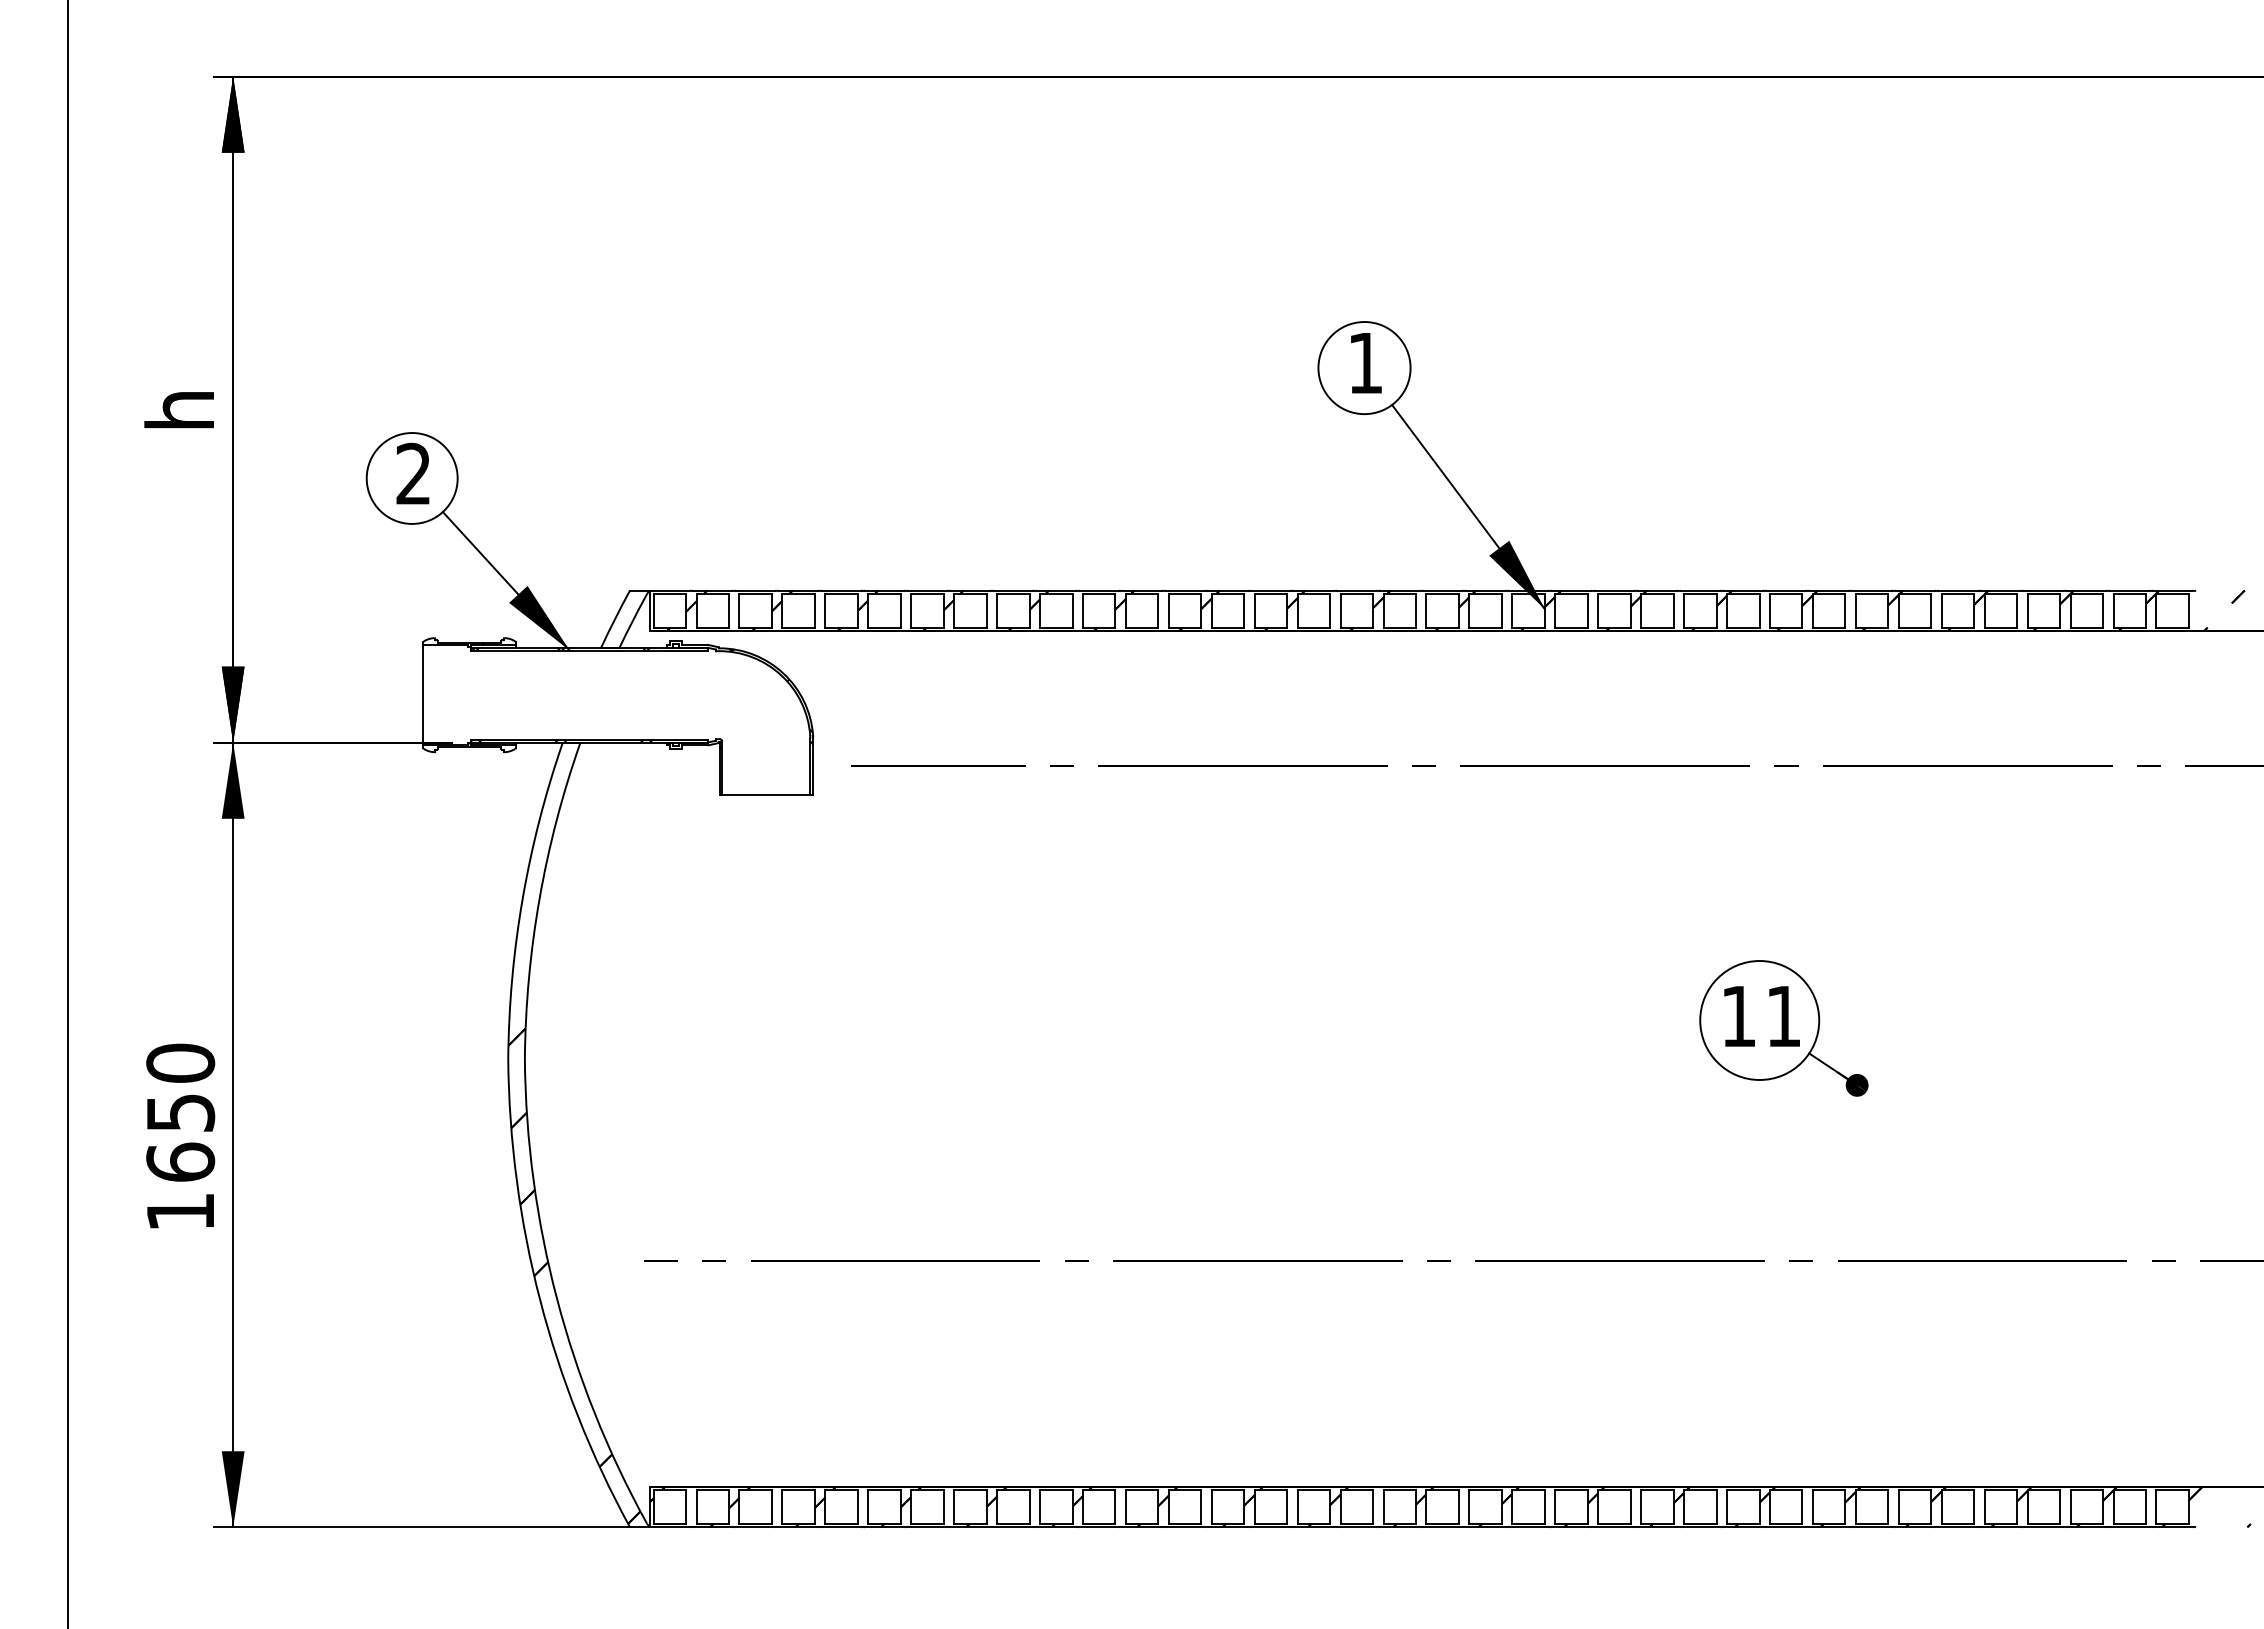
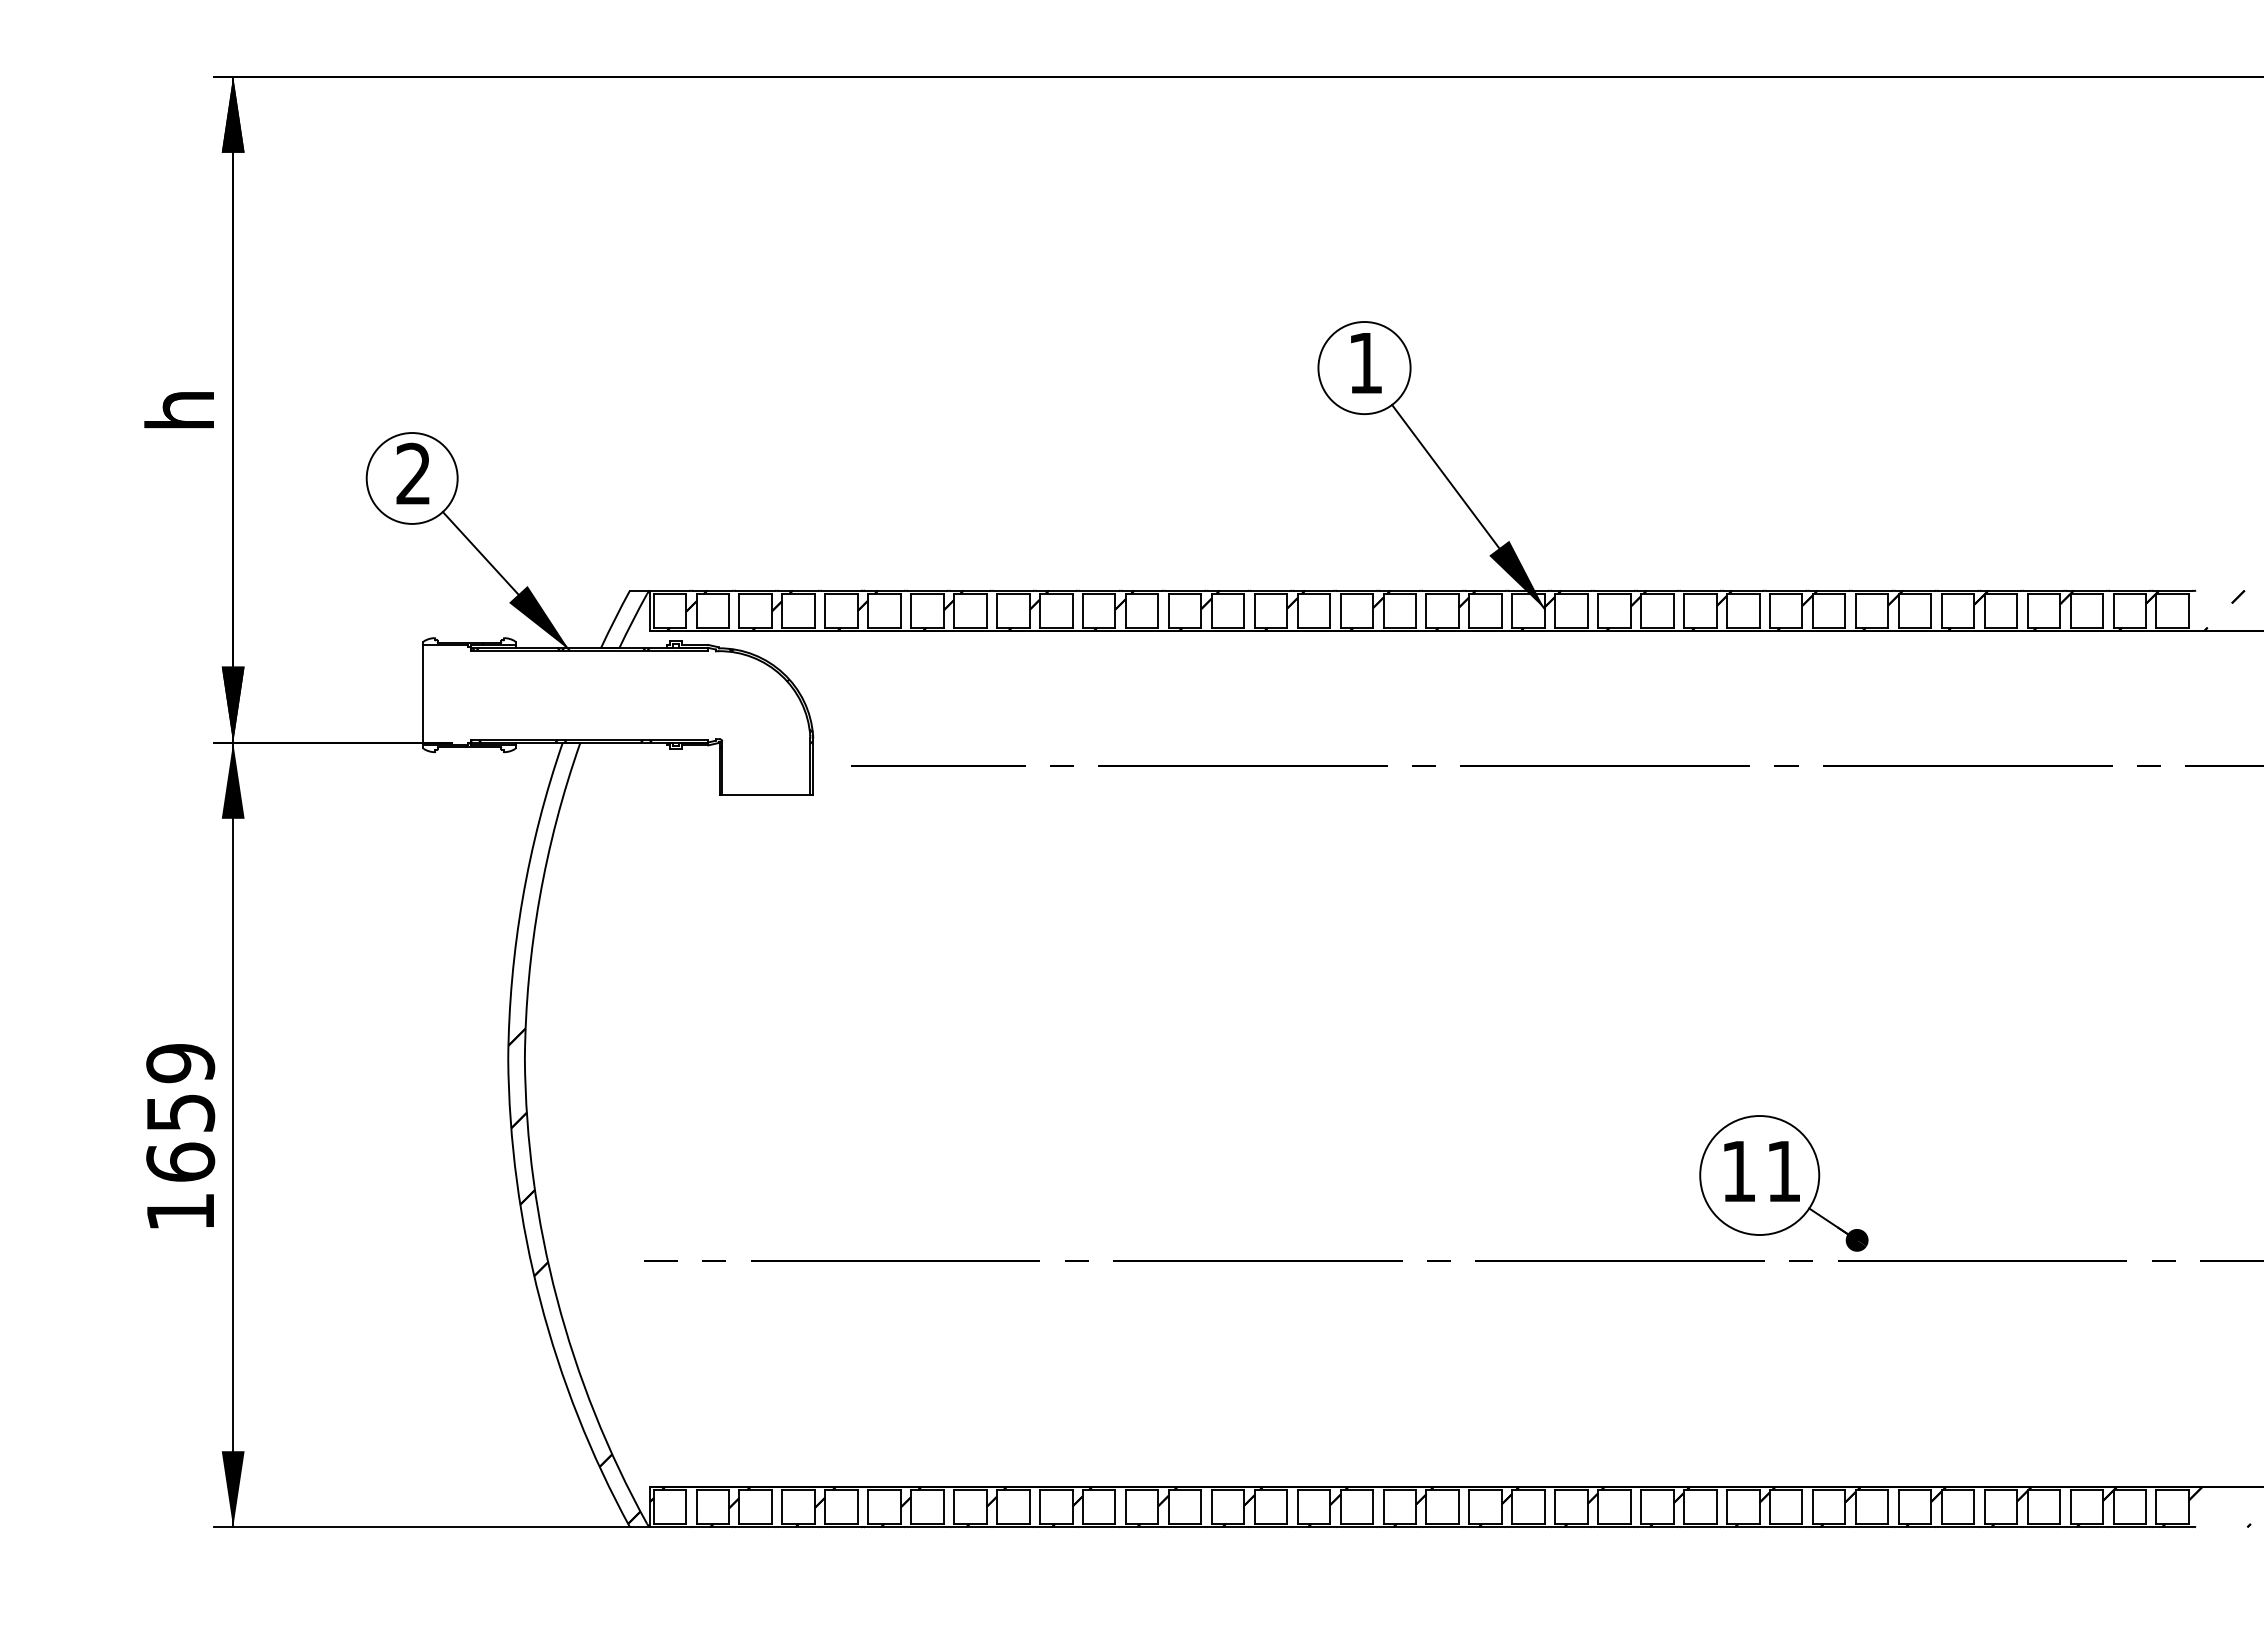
line: present -> none (67, 813)
part position: (1783, 1028) -> (1783, 1183) (1783, 1183)
text: 1650 -> 1659 (180, 1063)
